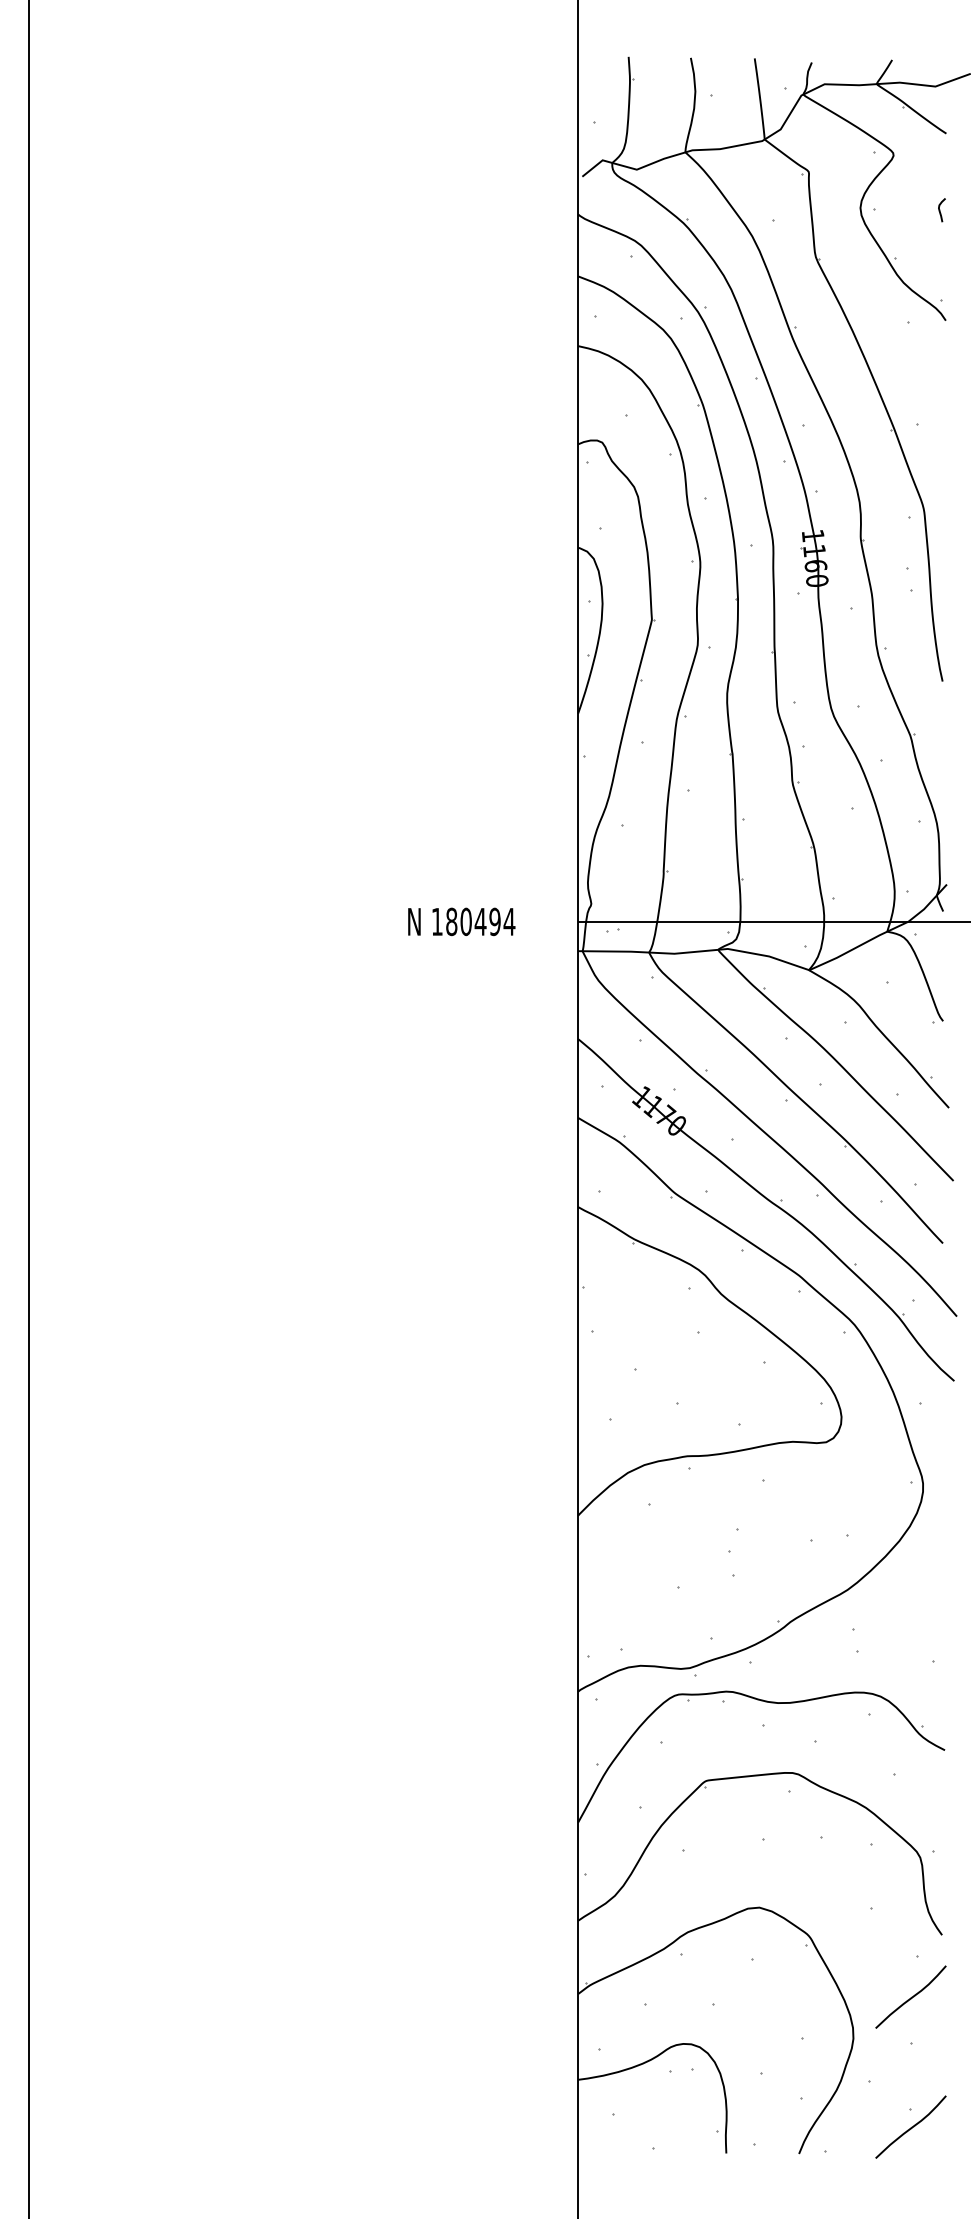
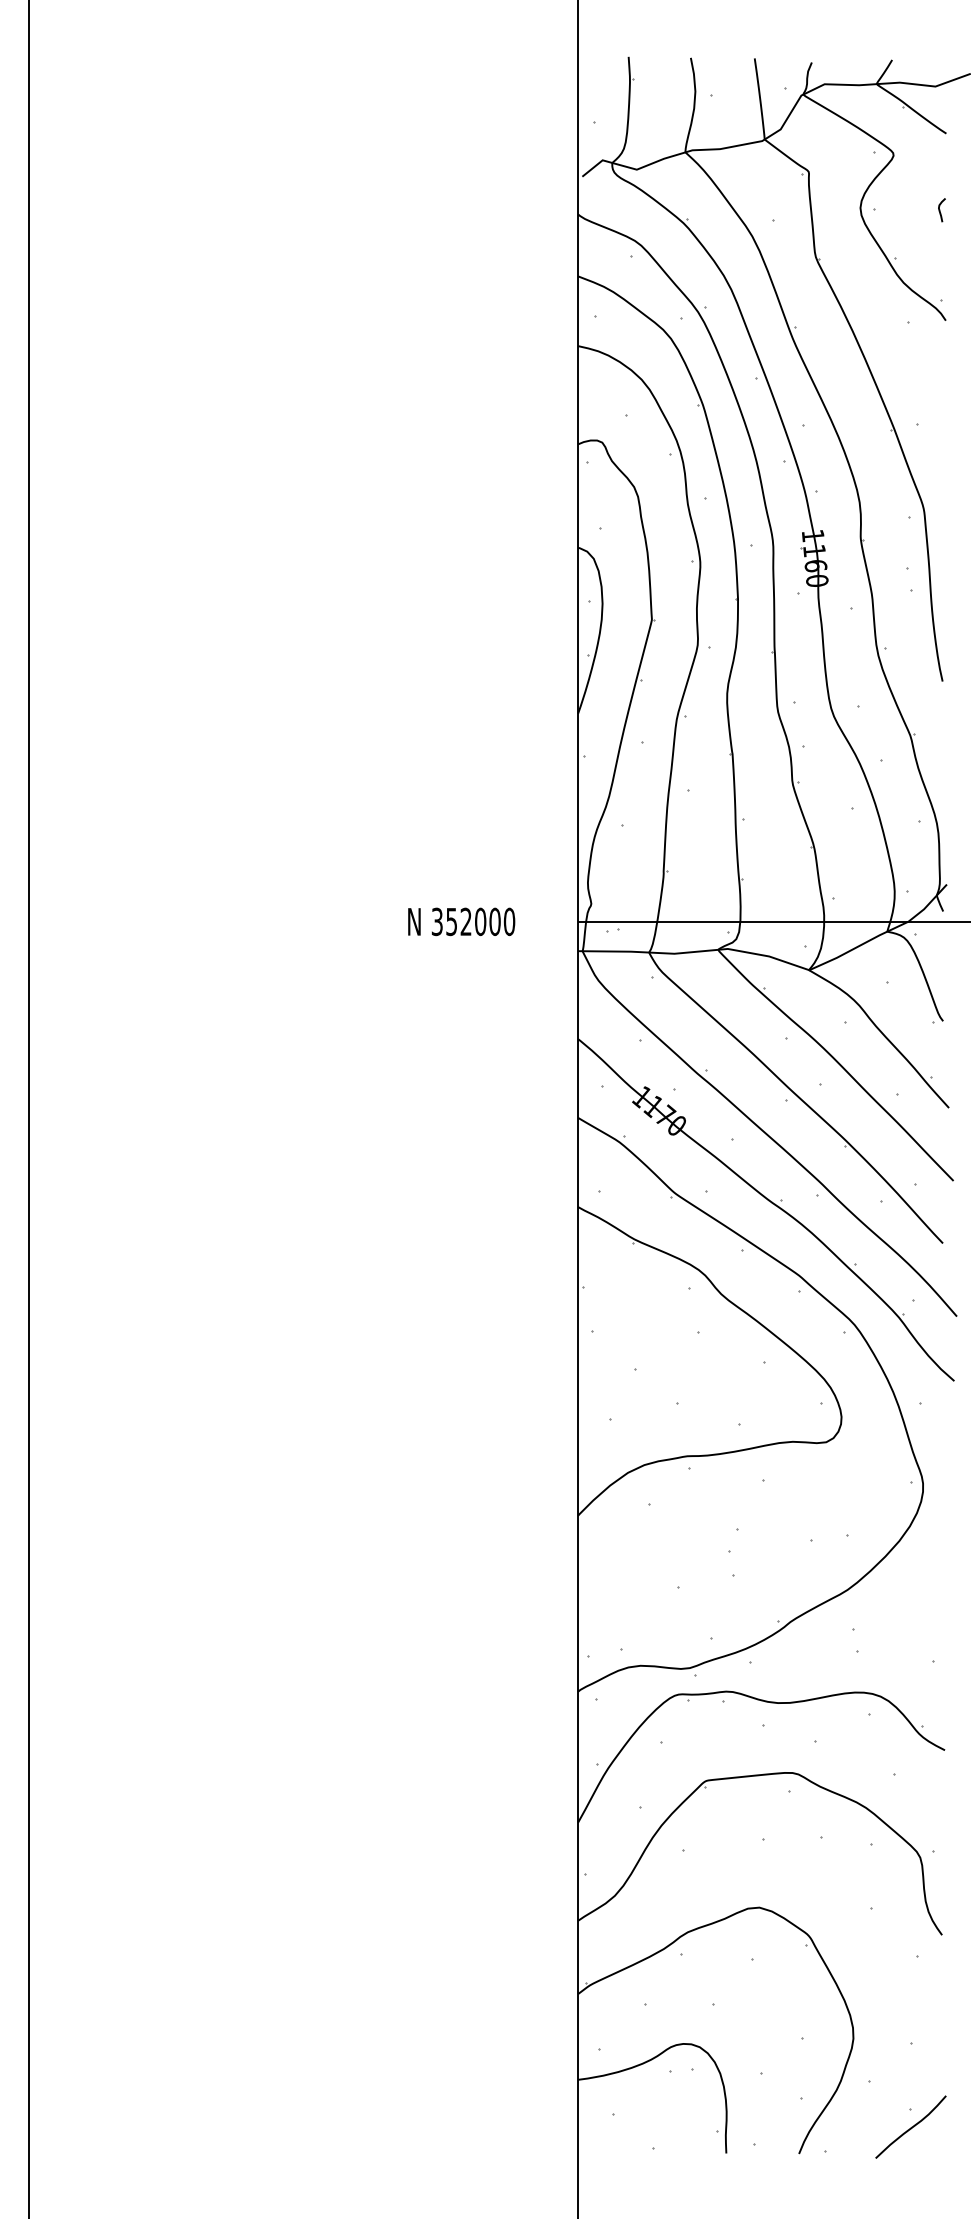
text: 180494 -> 352000 (473, 921)
curve: present -> none (911, 1996)
